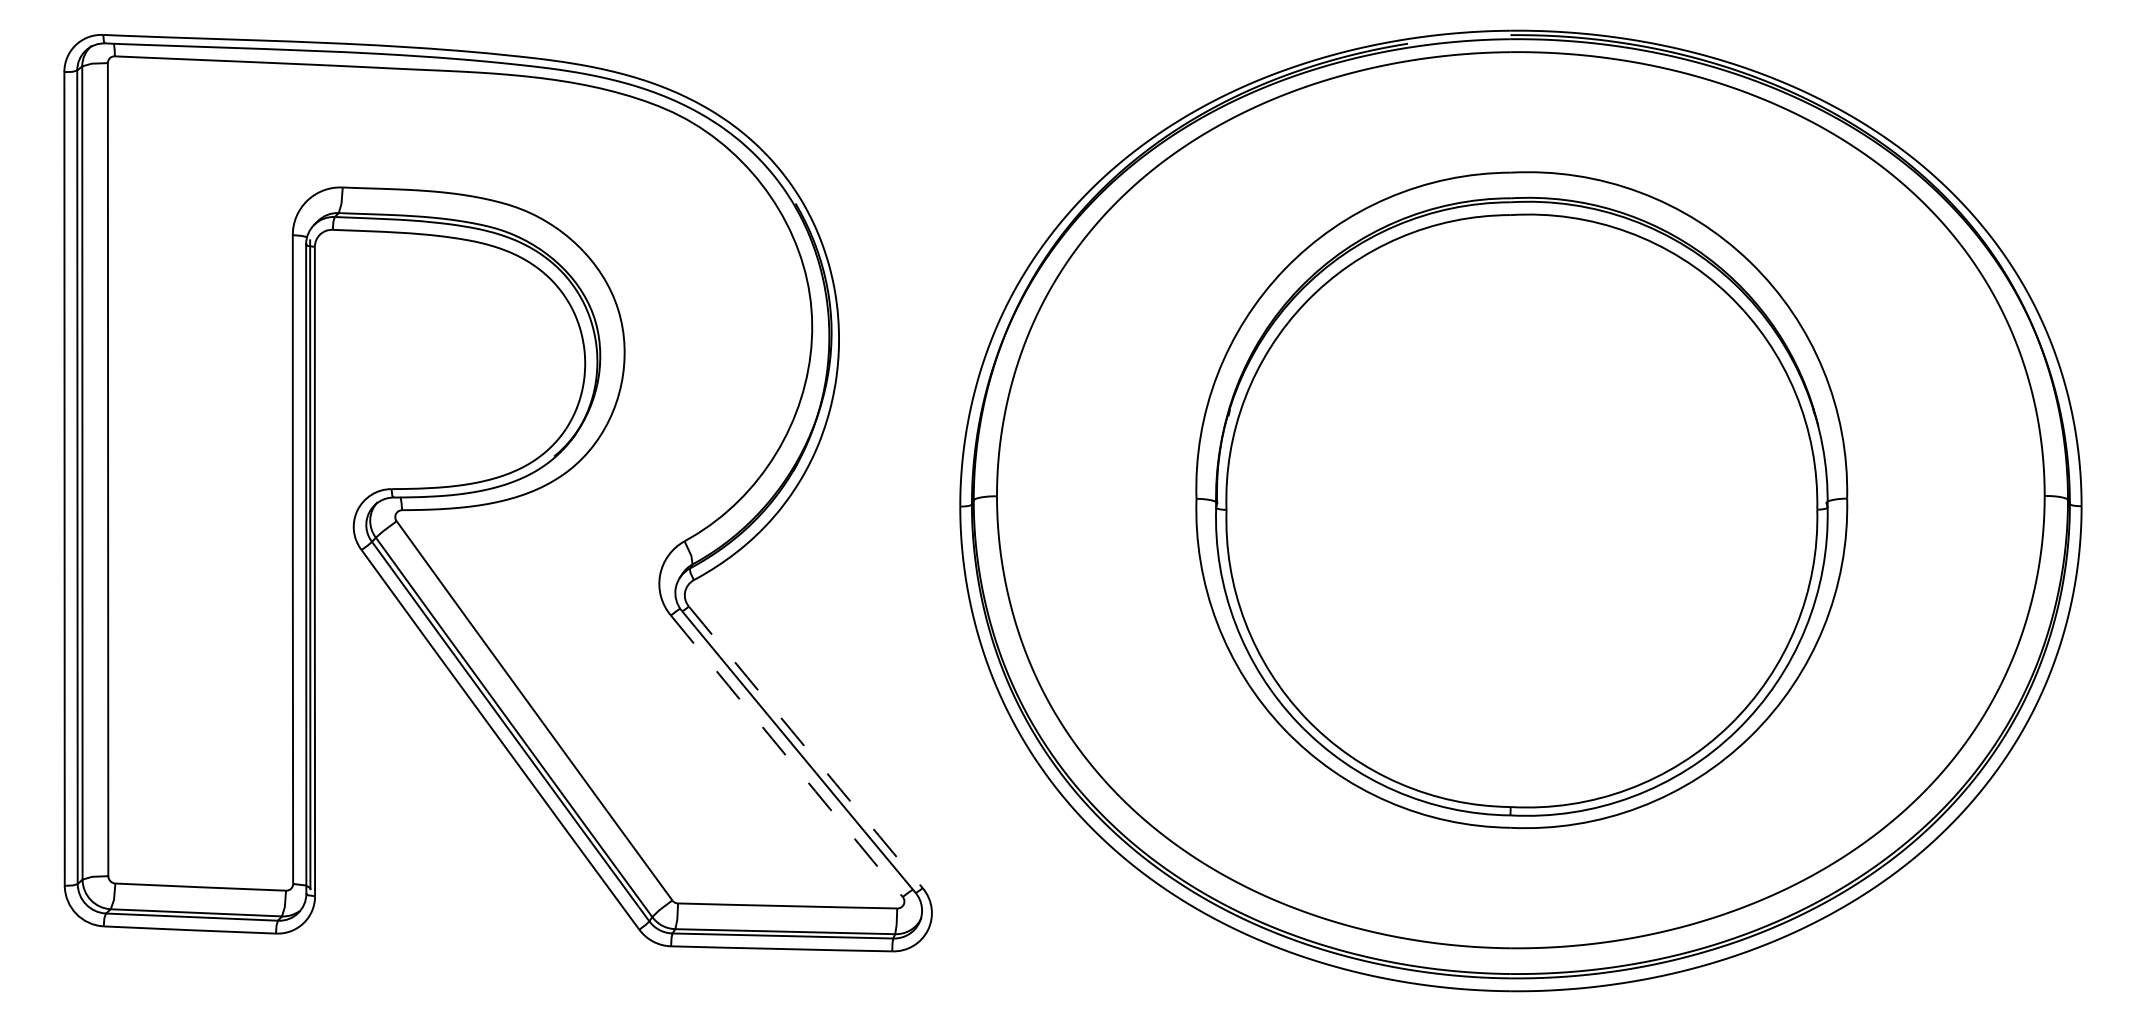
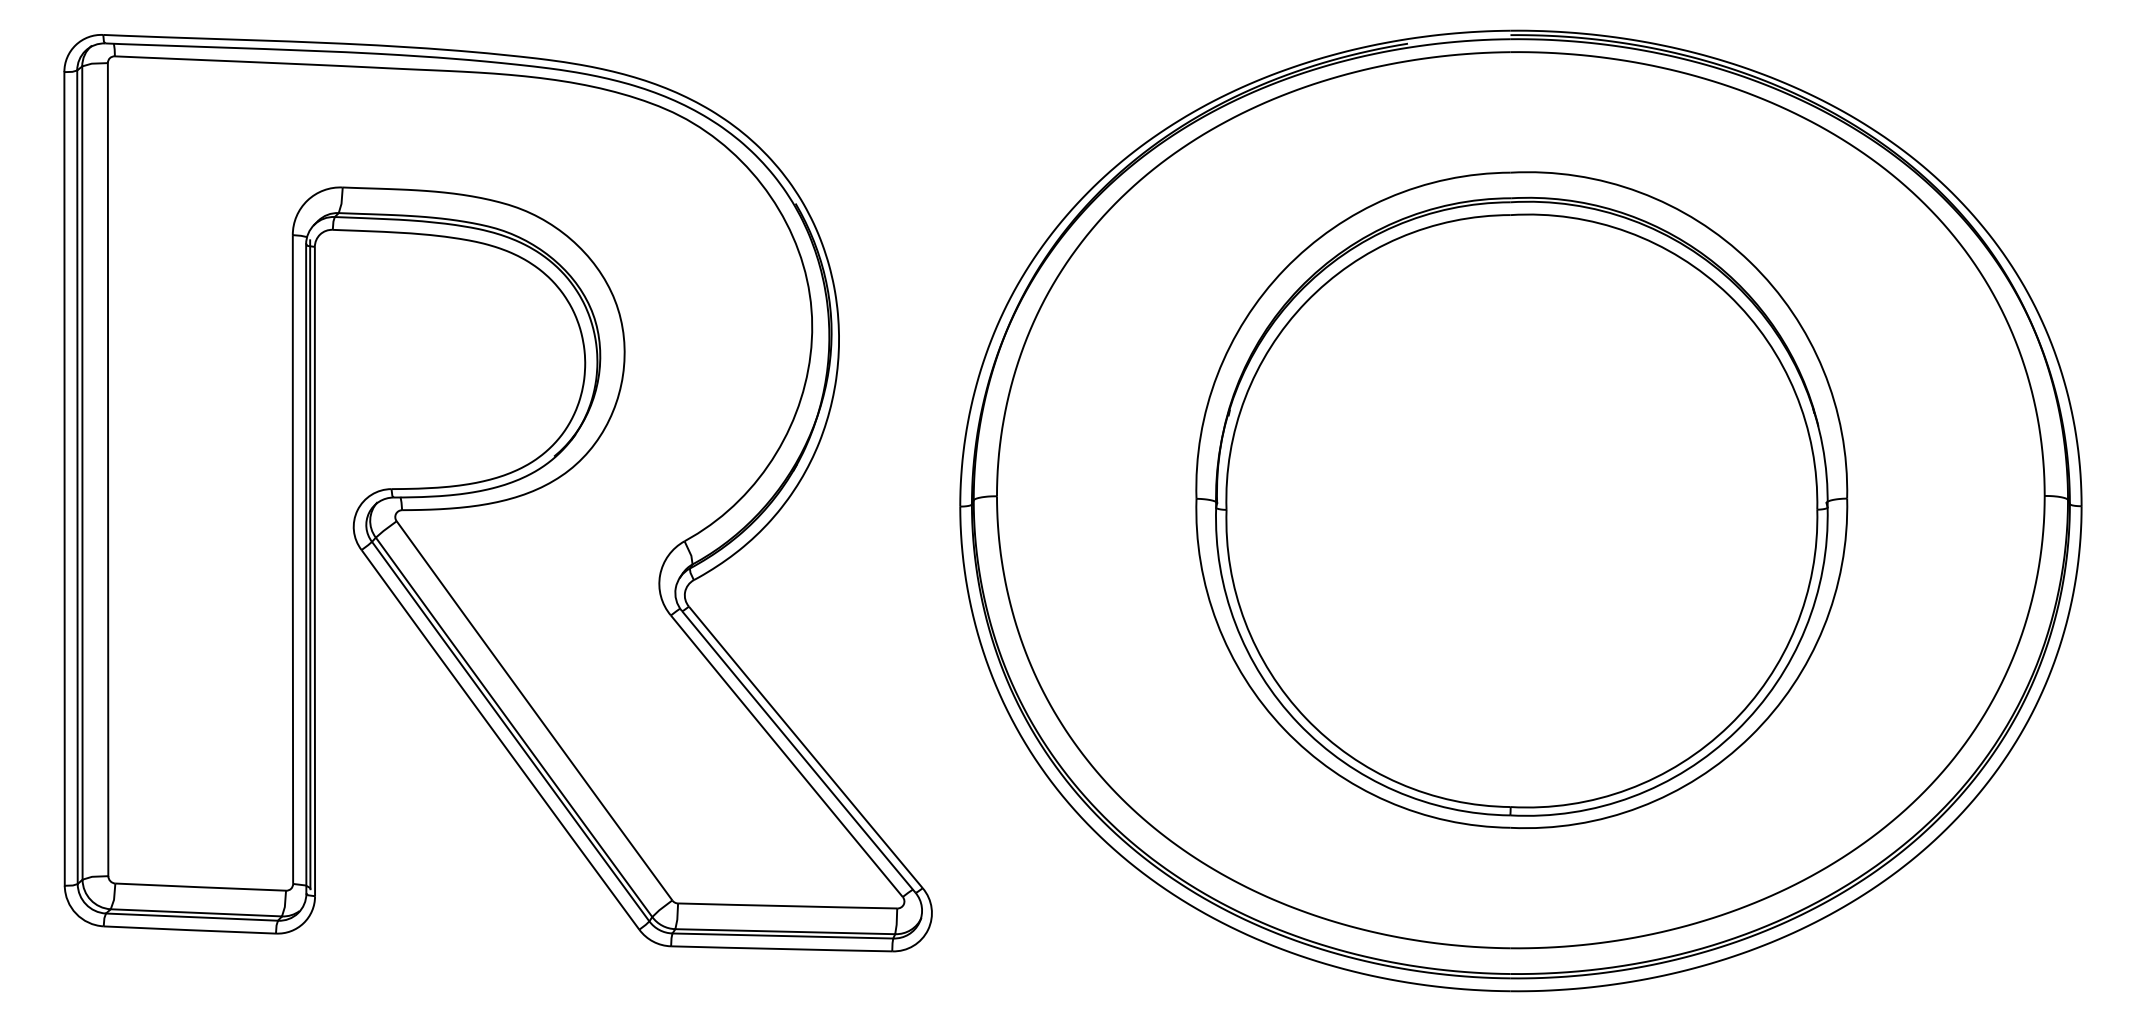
arc: dashed -> solid (805, 747)
arc: dashed -> solid (786, 756)
